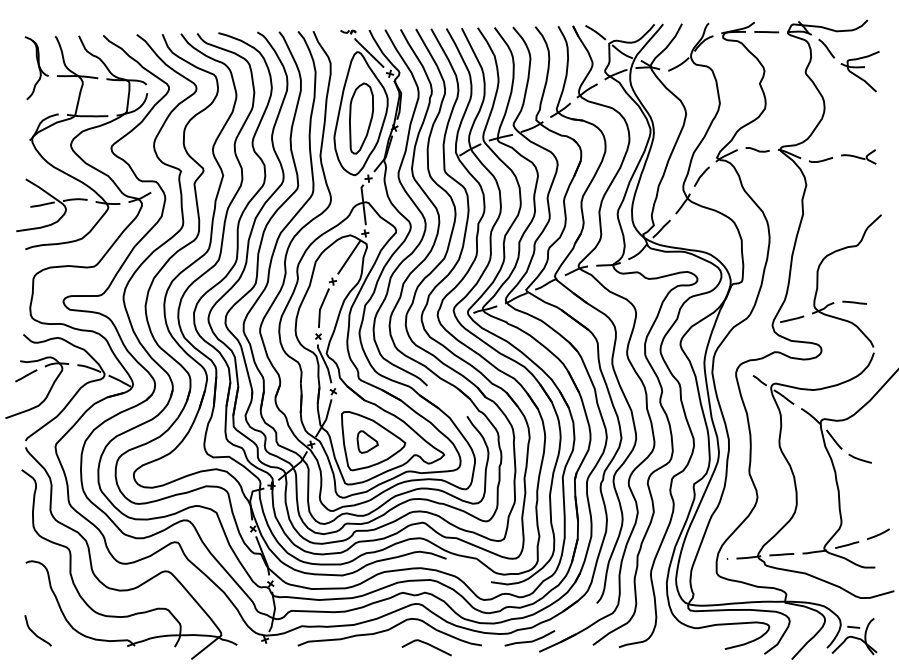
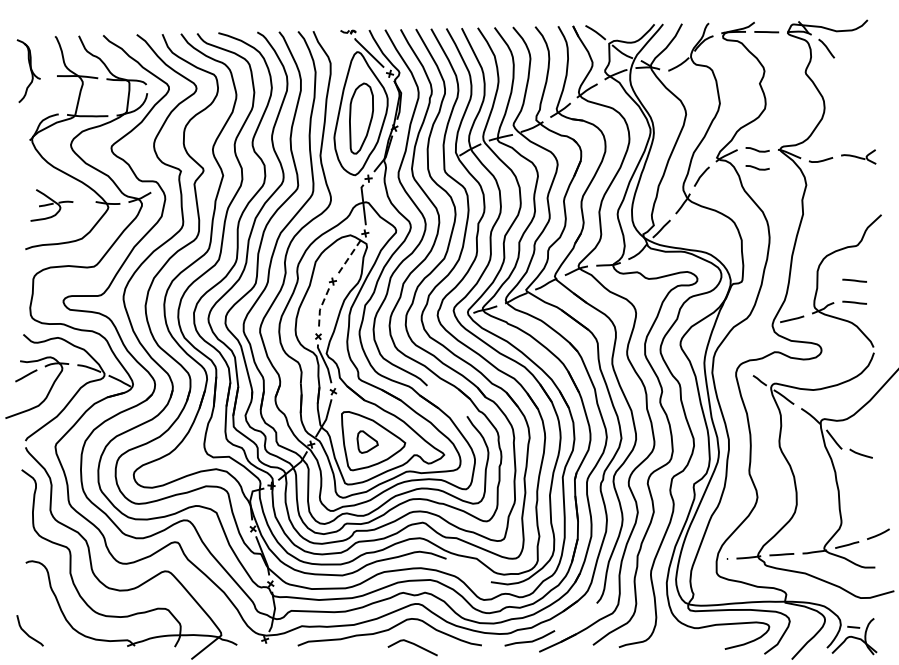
part position: (36, 68) -> (28, 71) (28, 71)
part: present -> none (859, 71)
curve: none -> present (757, 167)
part size: 72x55 px -> 44x33 px (51, 205)
line: solid -> dashed (349, 257)
line: none -> present (854, 280)
line: solid -> dashed (320, 308)
curve position: (859, 458) -> (860, 453) (860, 453)
curve position: (34, 632) -> (26, 632) (26, 632)
line position: (428, 645) -> (414, 645) (414, 645)
